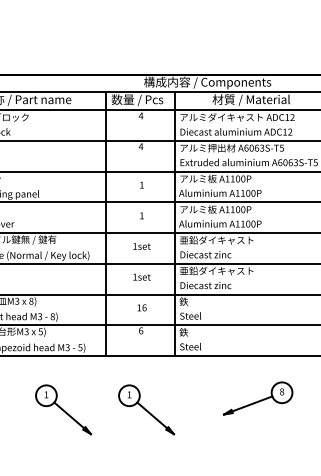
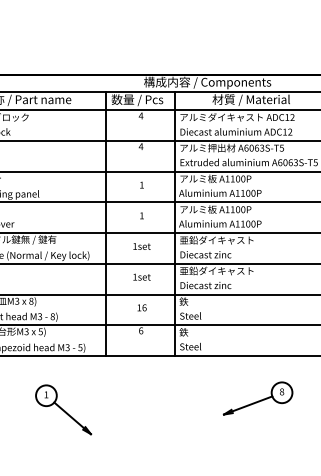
part: present -> none (146, 409)
